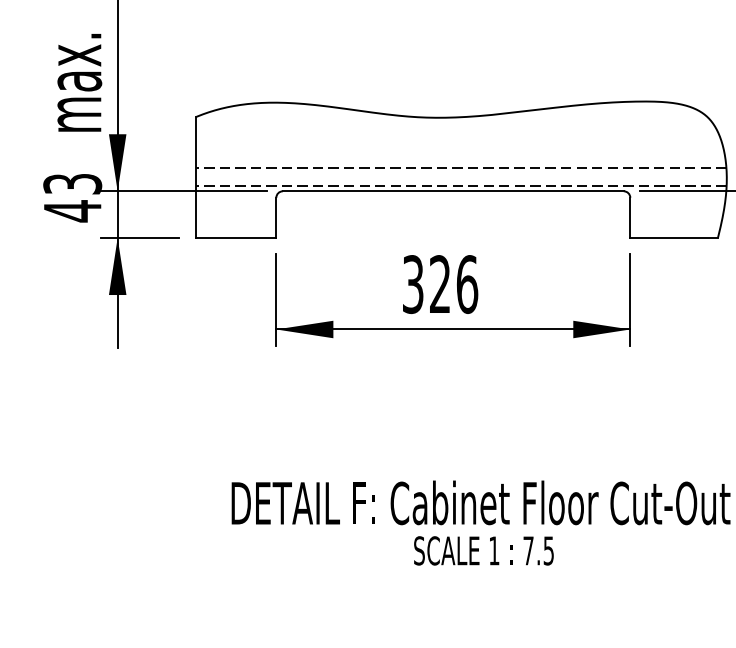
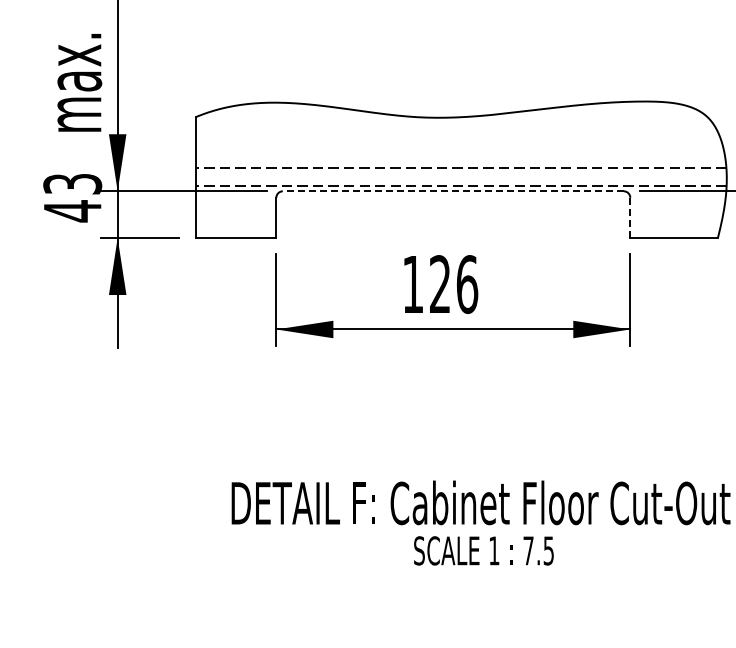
line: solid -> dashed (452, 191)
line: solid -> dashed (630, 217)
text: 326 -> 126 (413, 284)
